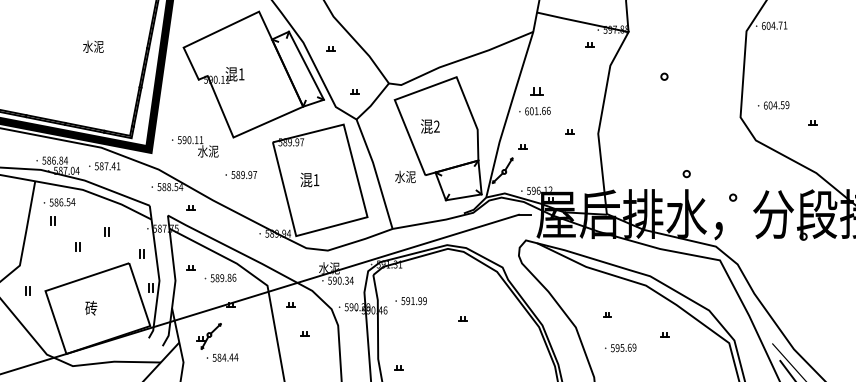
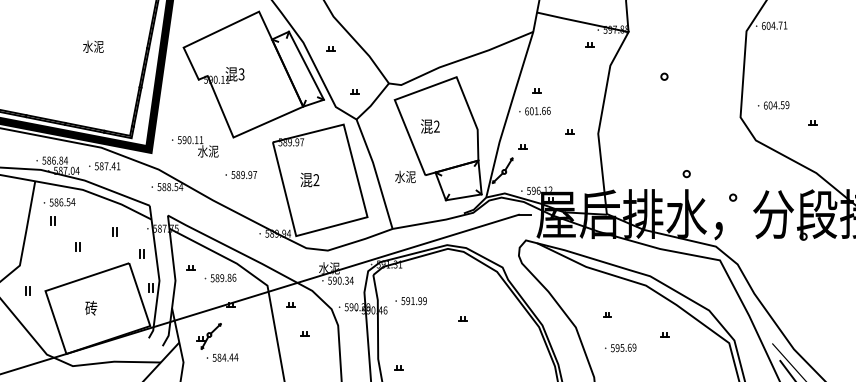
text: 1 -> 3 (241, 74)
part size: 14x9 px -> 10x6 px (536, 90)
text: 1 -> 2 (316, 179)
part: present -> none (190, 207)
part position: (106, 231) -> (114, 231) (114, 231)
